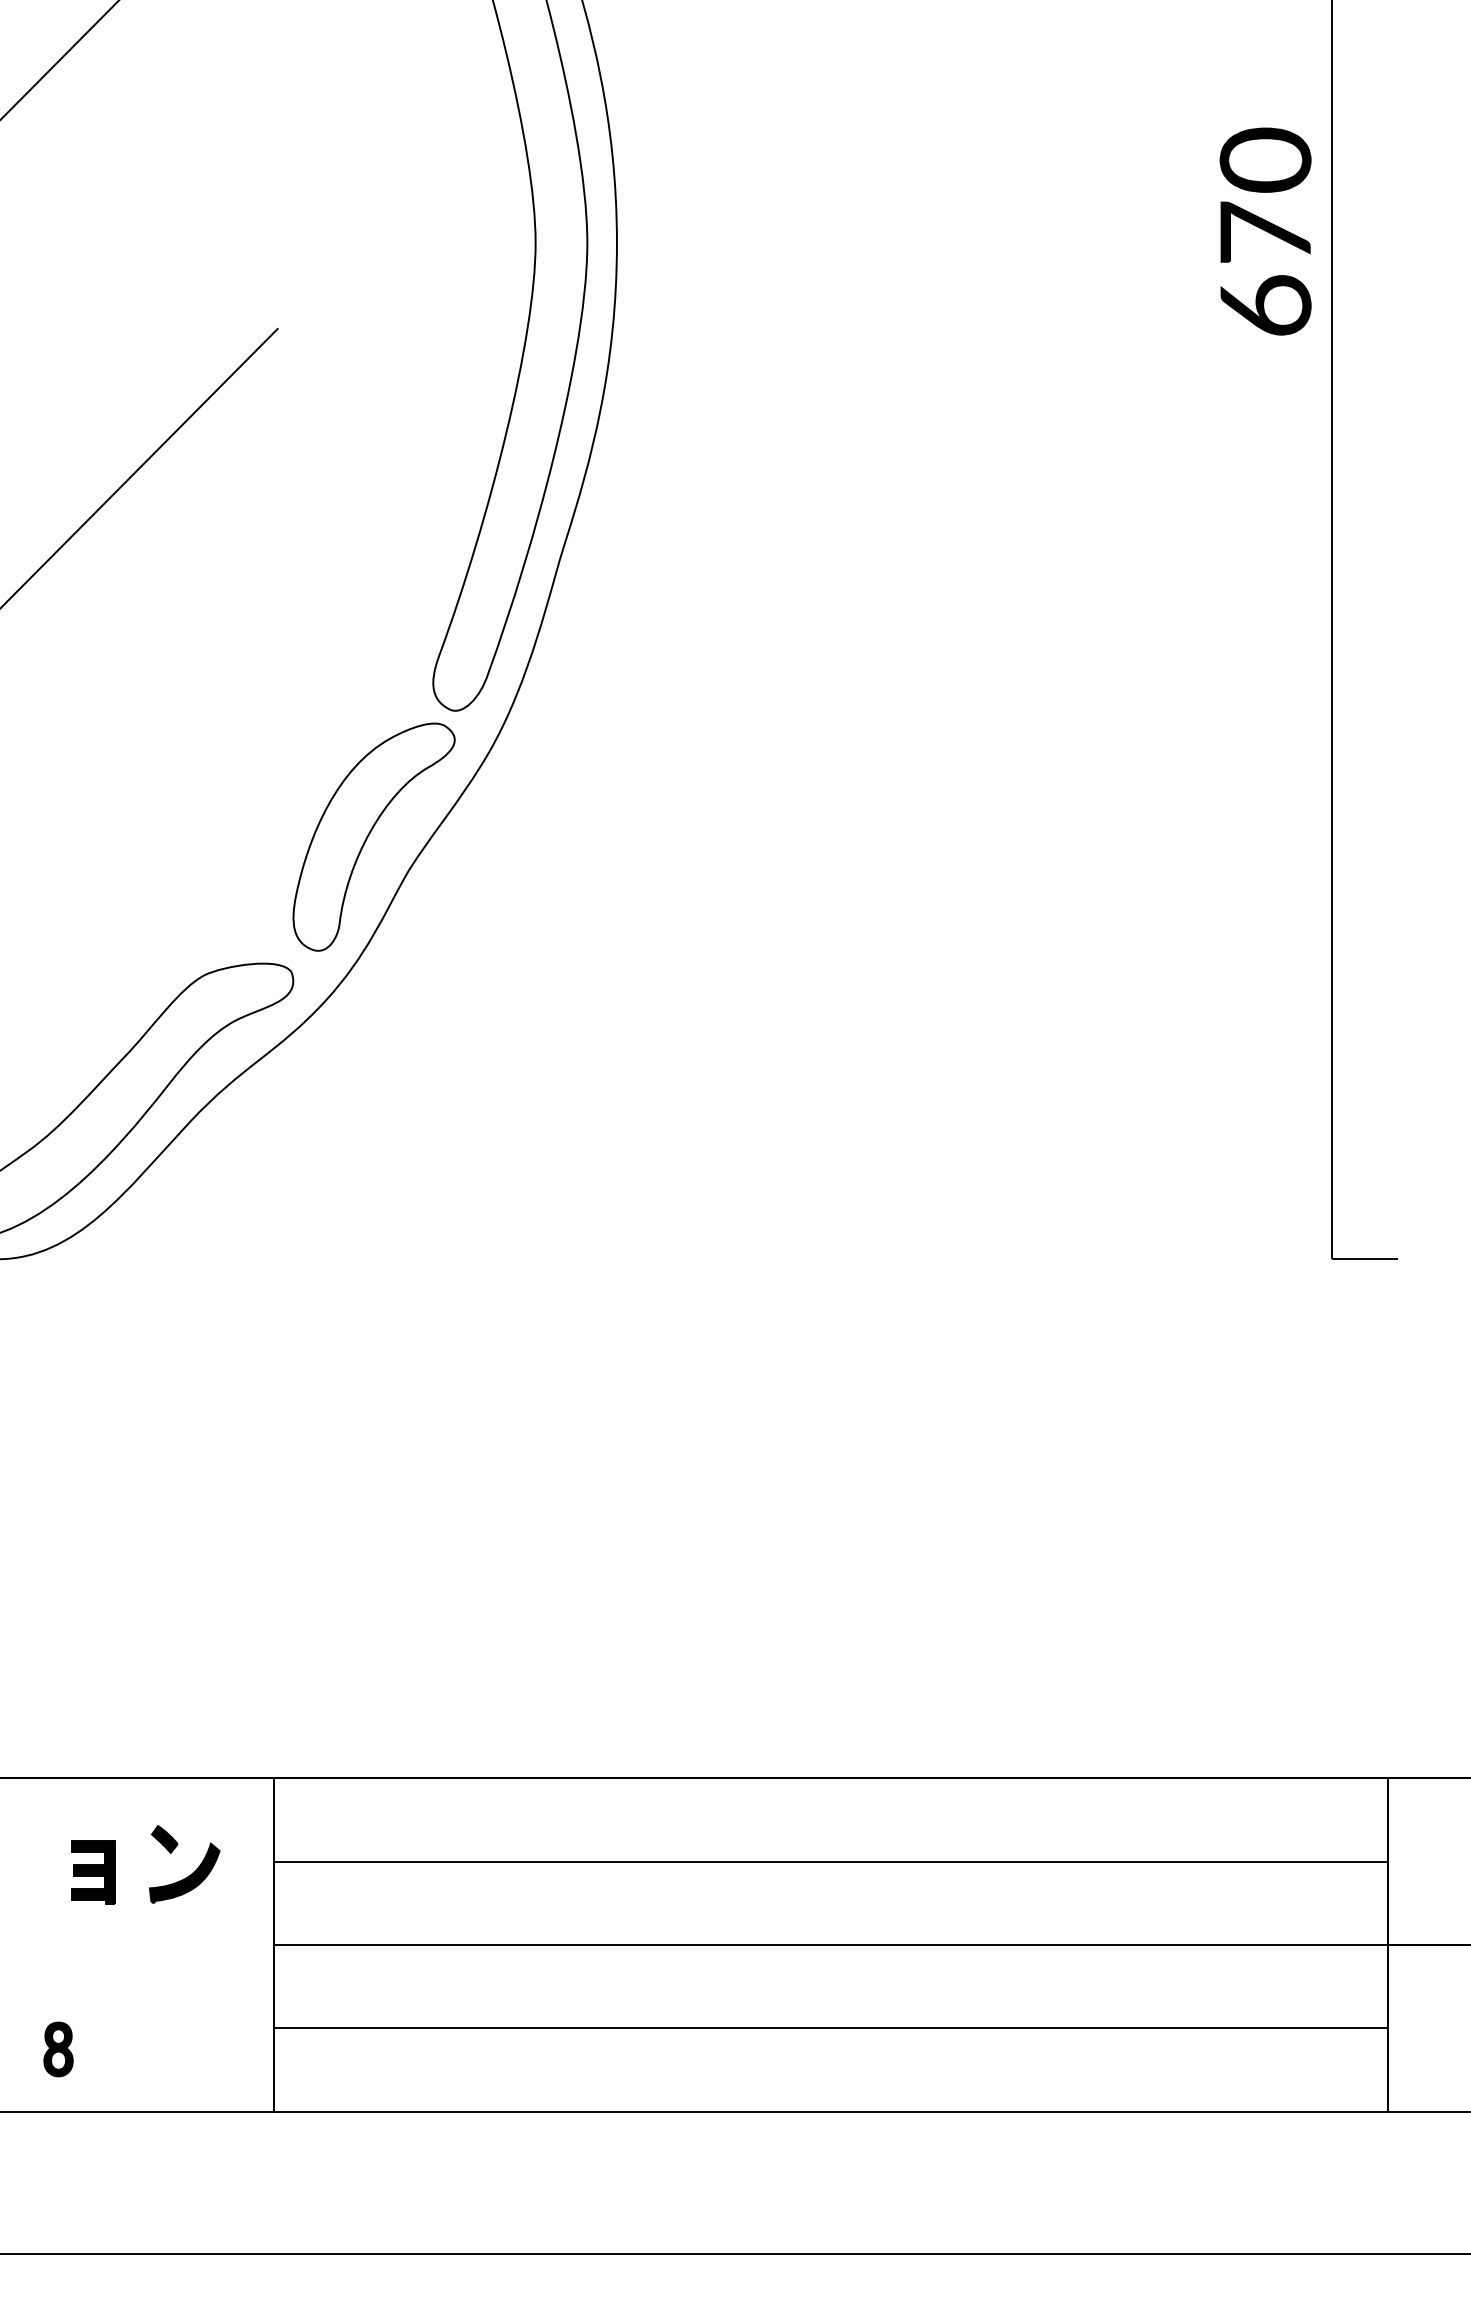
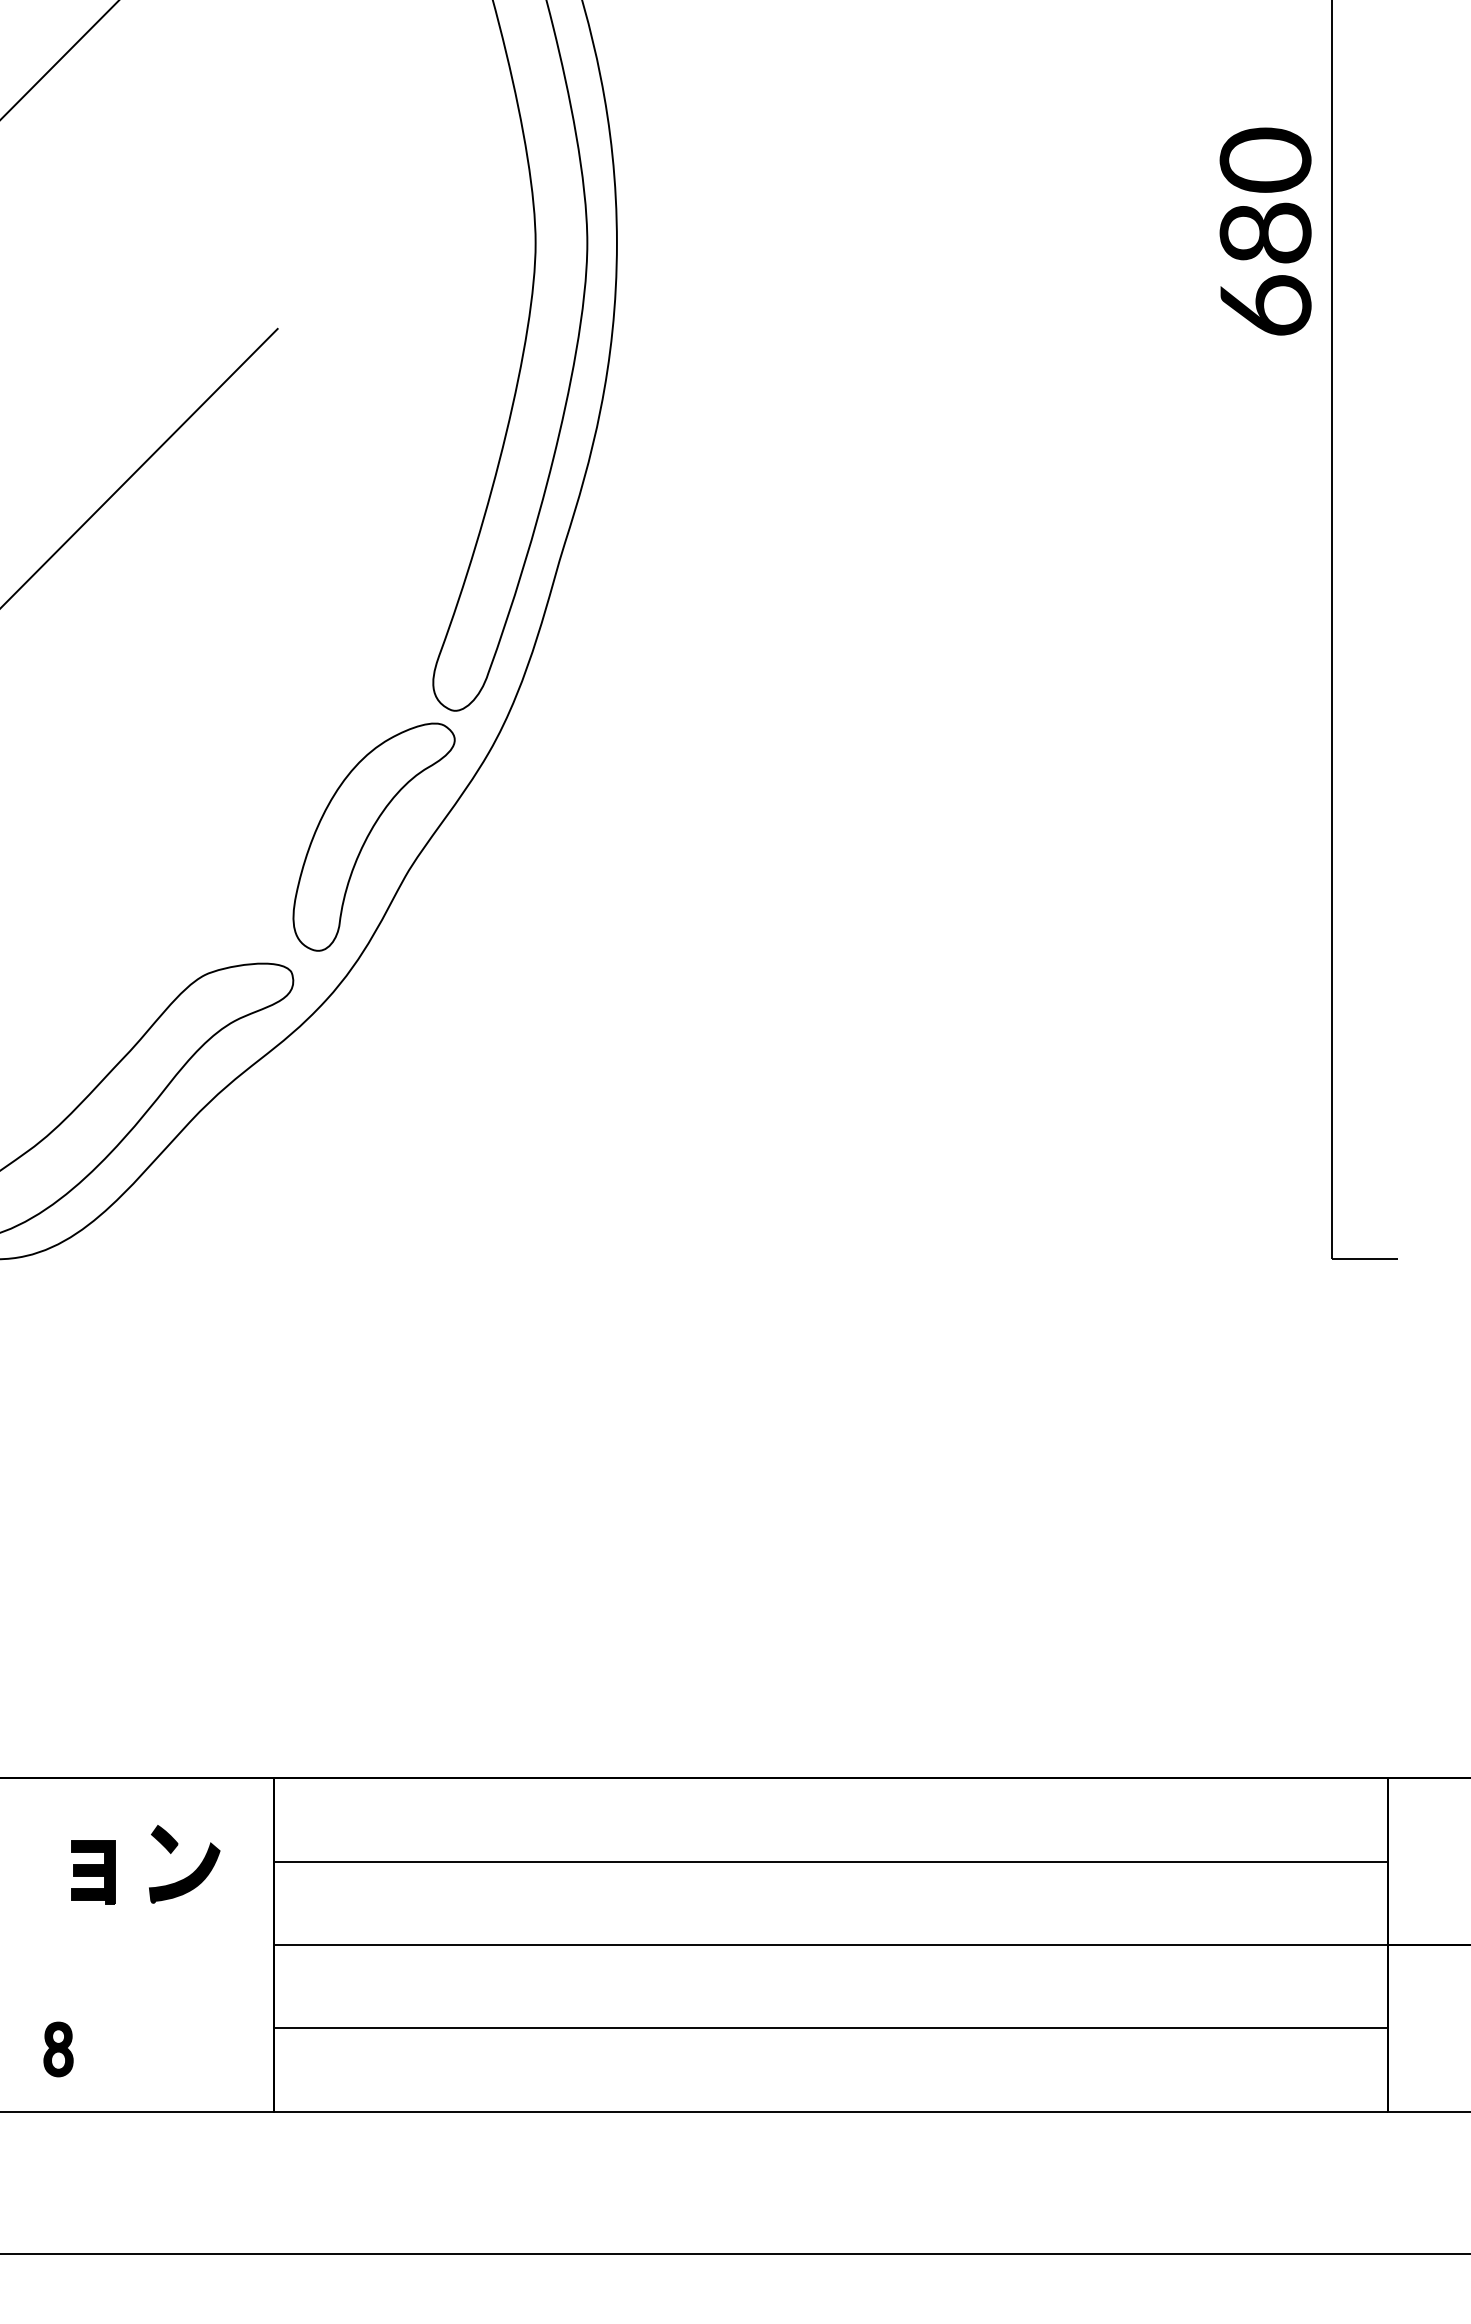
text: 670 -> 680 (1265, 232)
